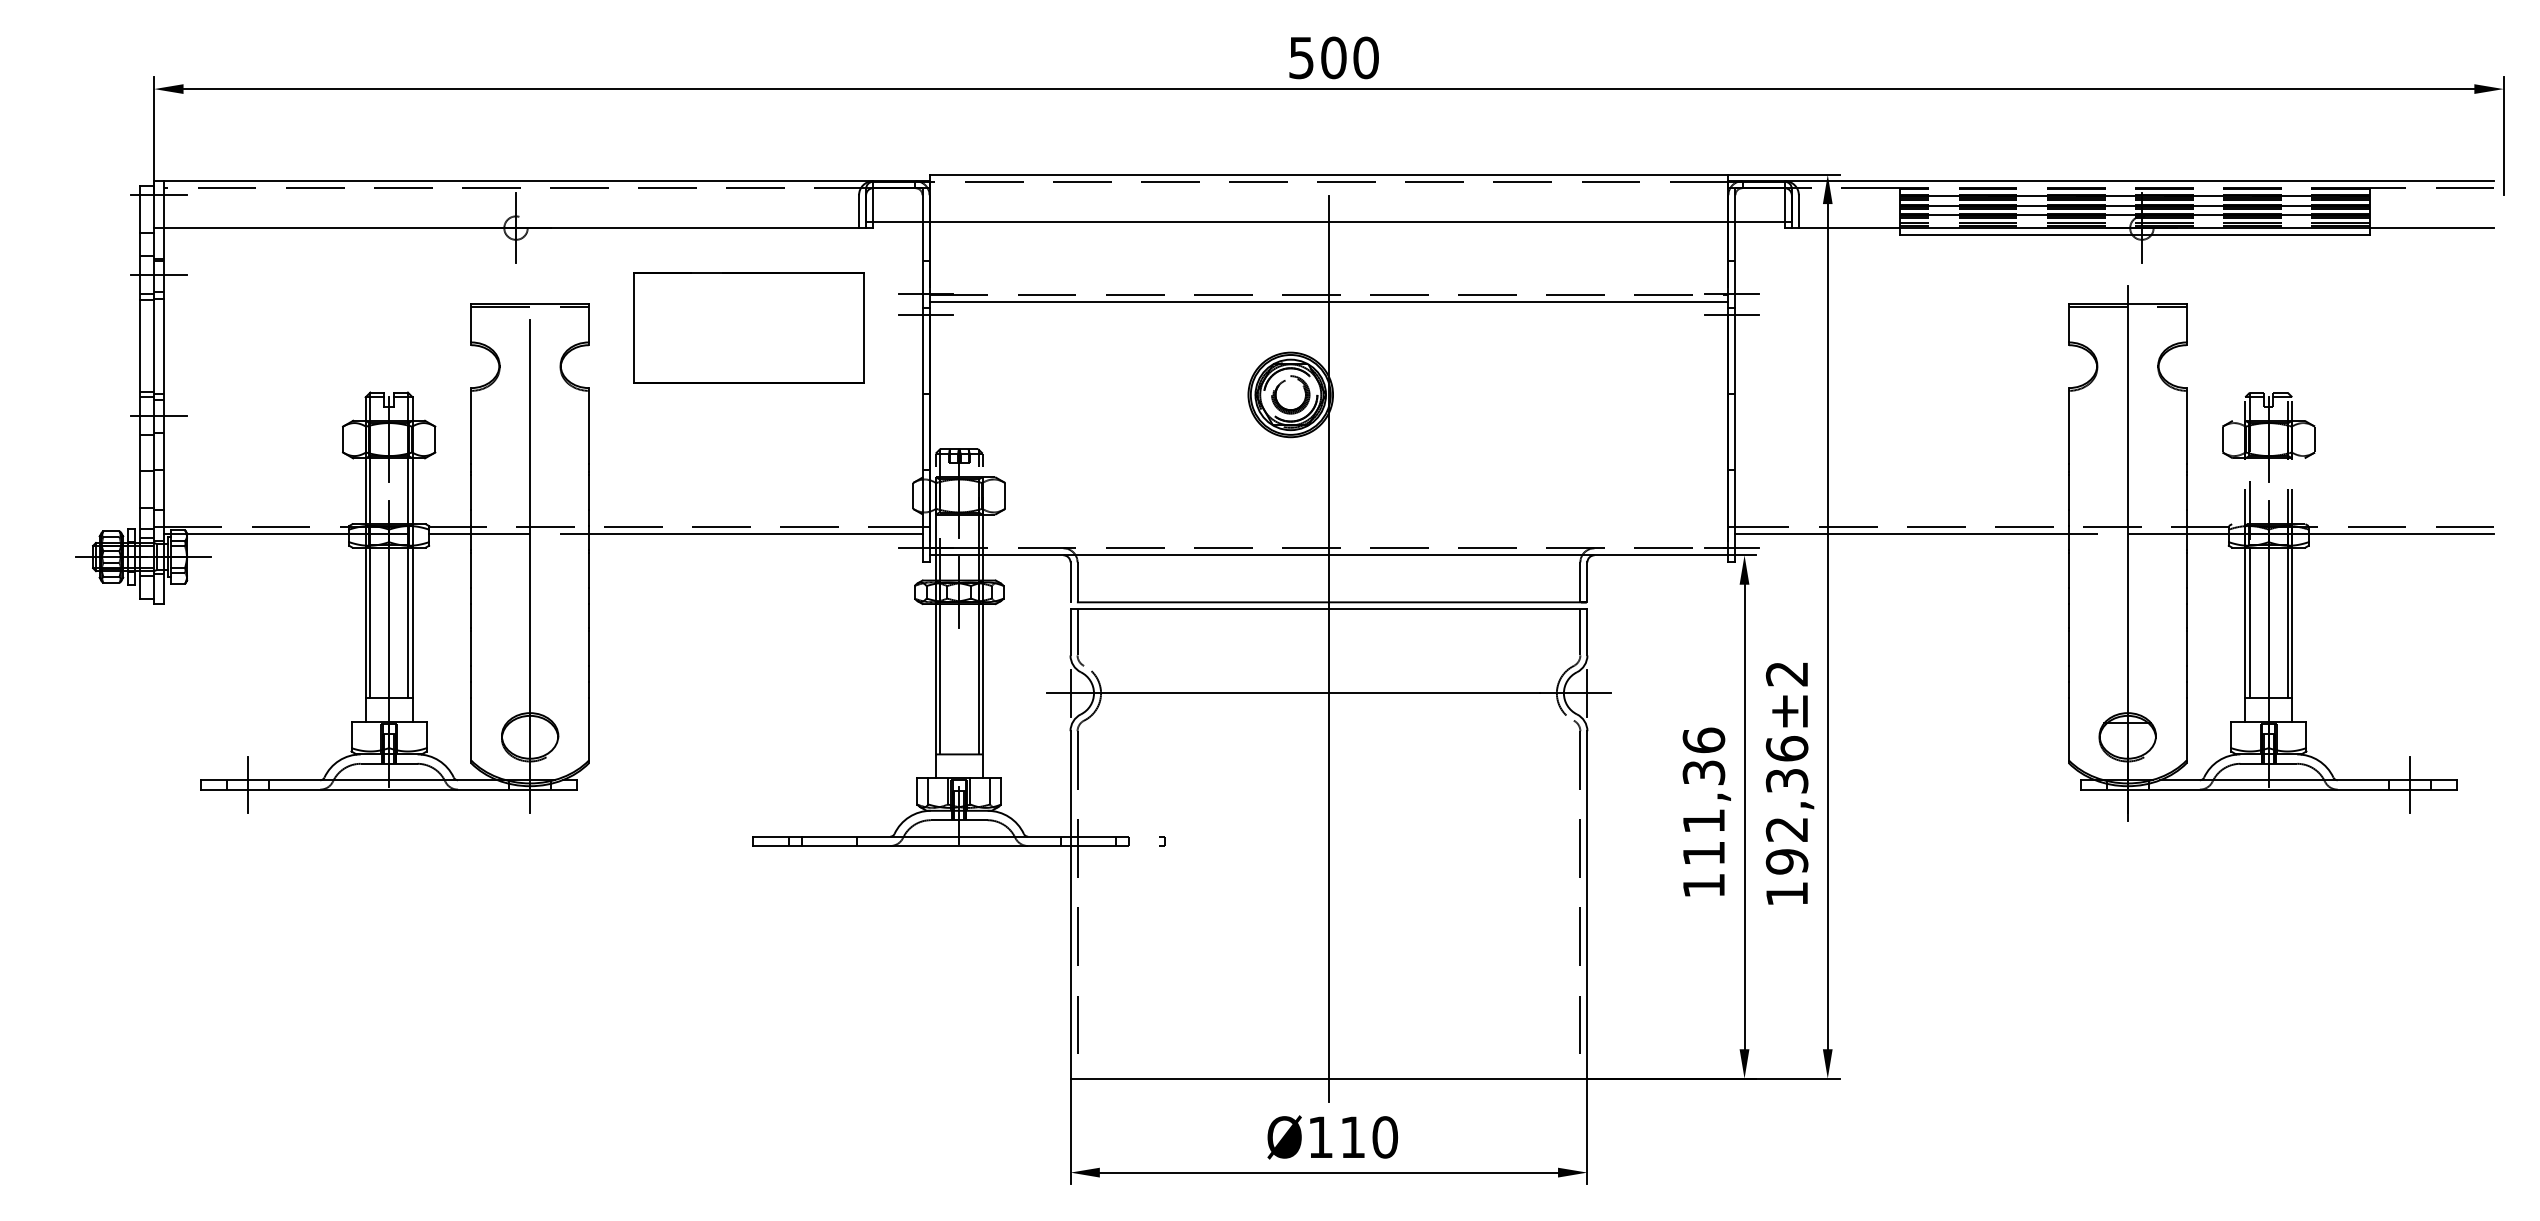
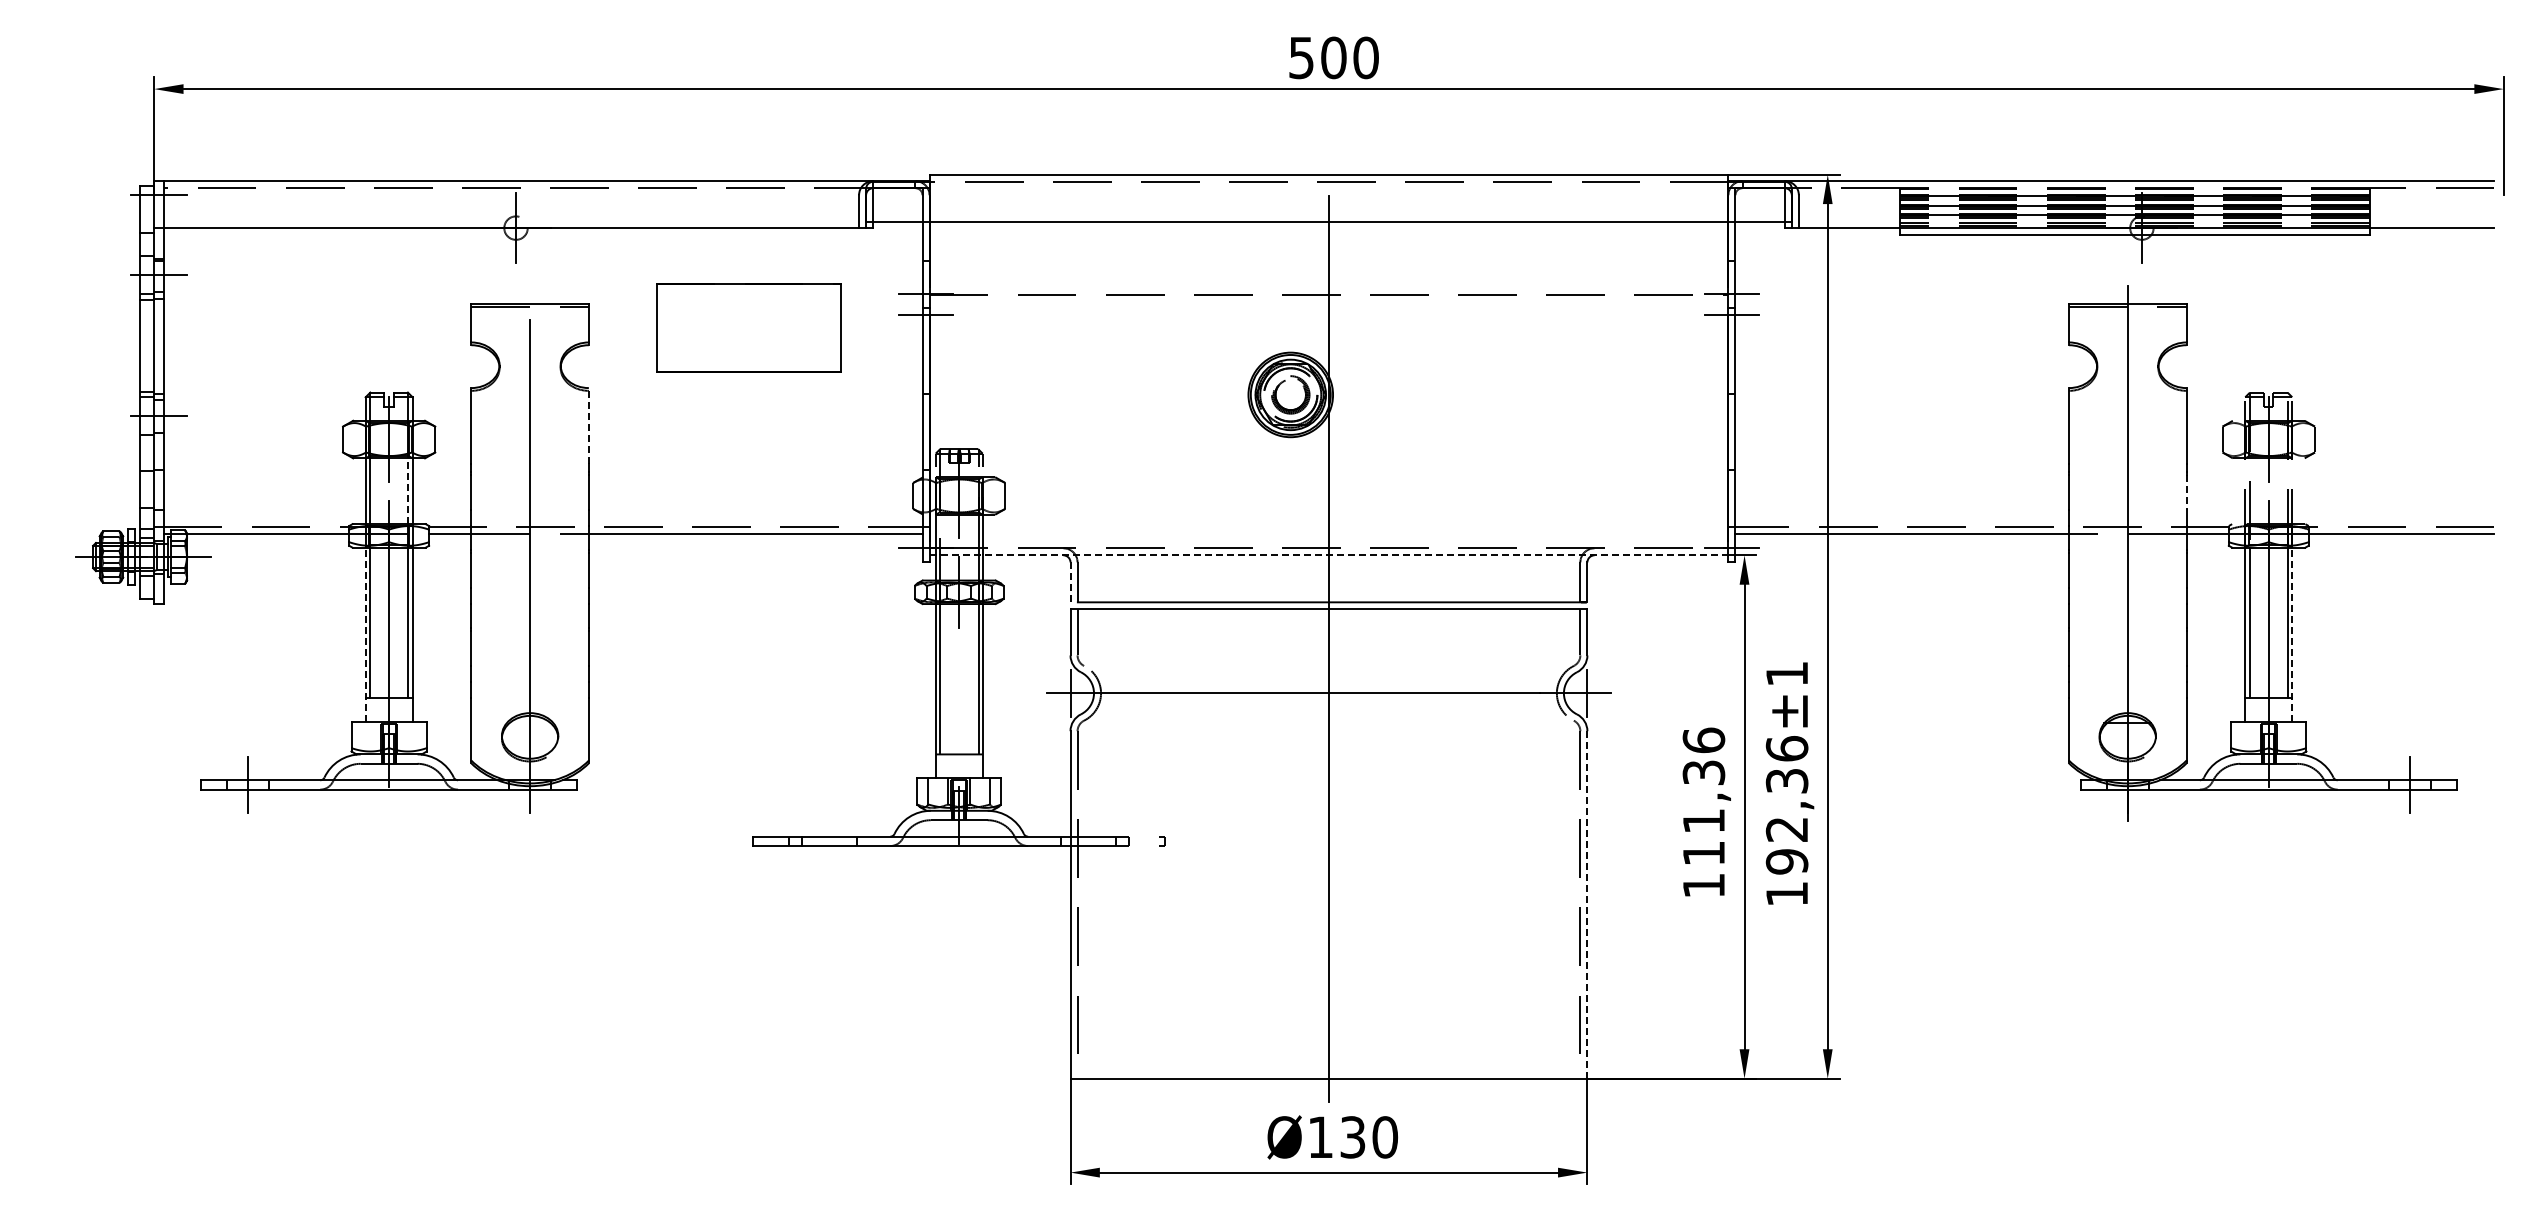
line: present -> none (1328, 301)
part size: 232x112 px -> 186x90 px (748, 327)
line: solid -> dashed (588, 426)
line: solid -> dashed (408, 491)
line: solid -> dashed (2186, 493)
line: solid -> dashed (1329, 555)
line: solid -> dashed (1070, 582)
line: solid -> dashed (365, 634)
line: solid -> dashed (2292, 634)
text: ±2 -> ±1 (1786, 674)
line: solid -> dashed (1587, 904)
text: 110 -> 130 (1352, 1137)
